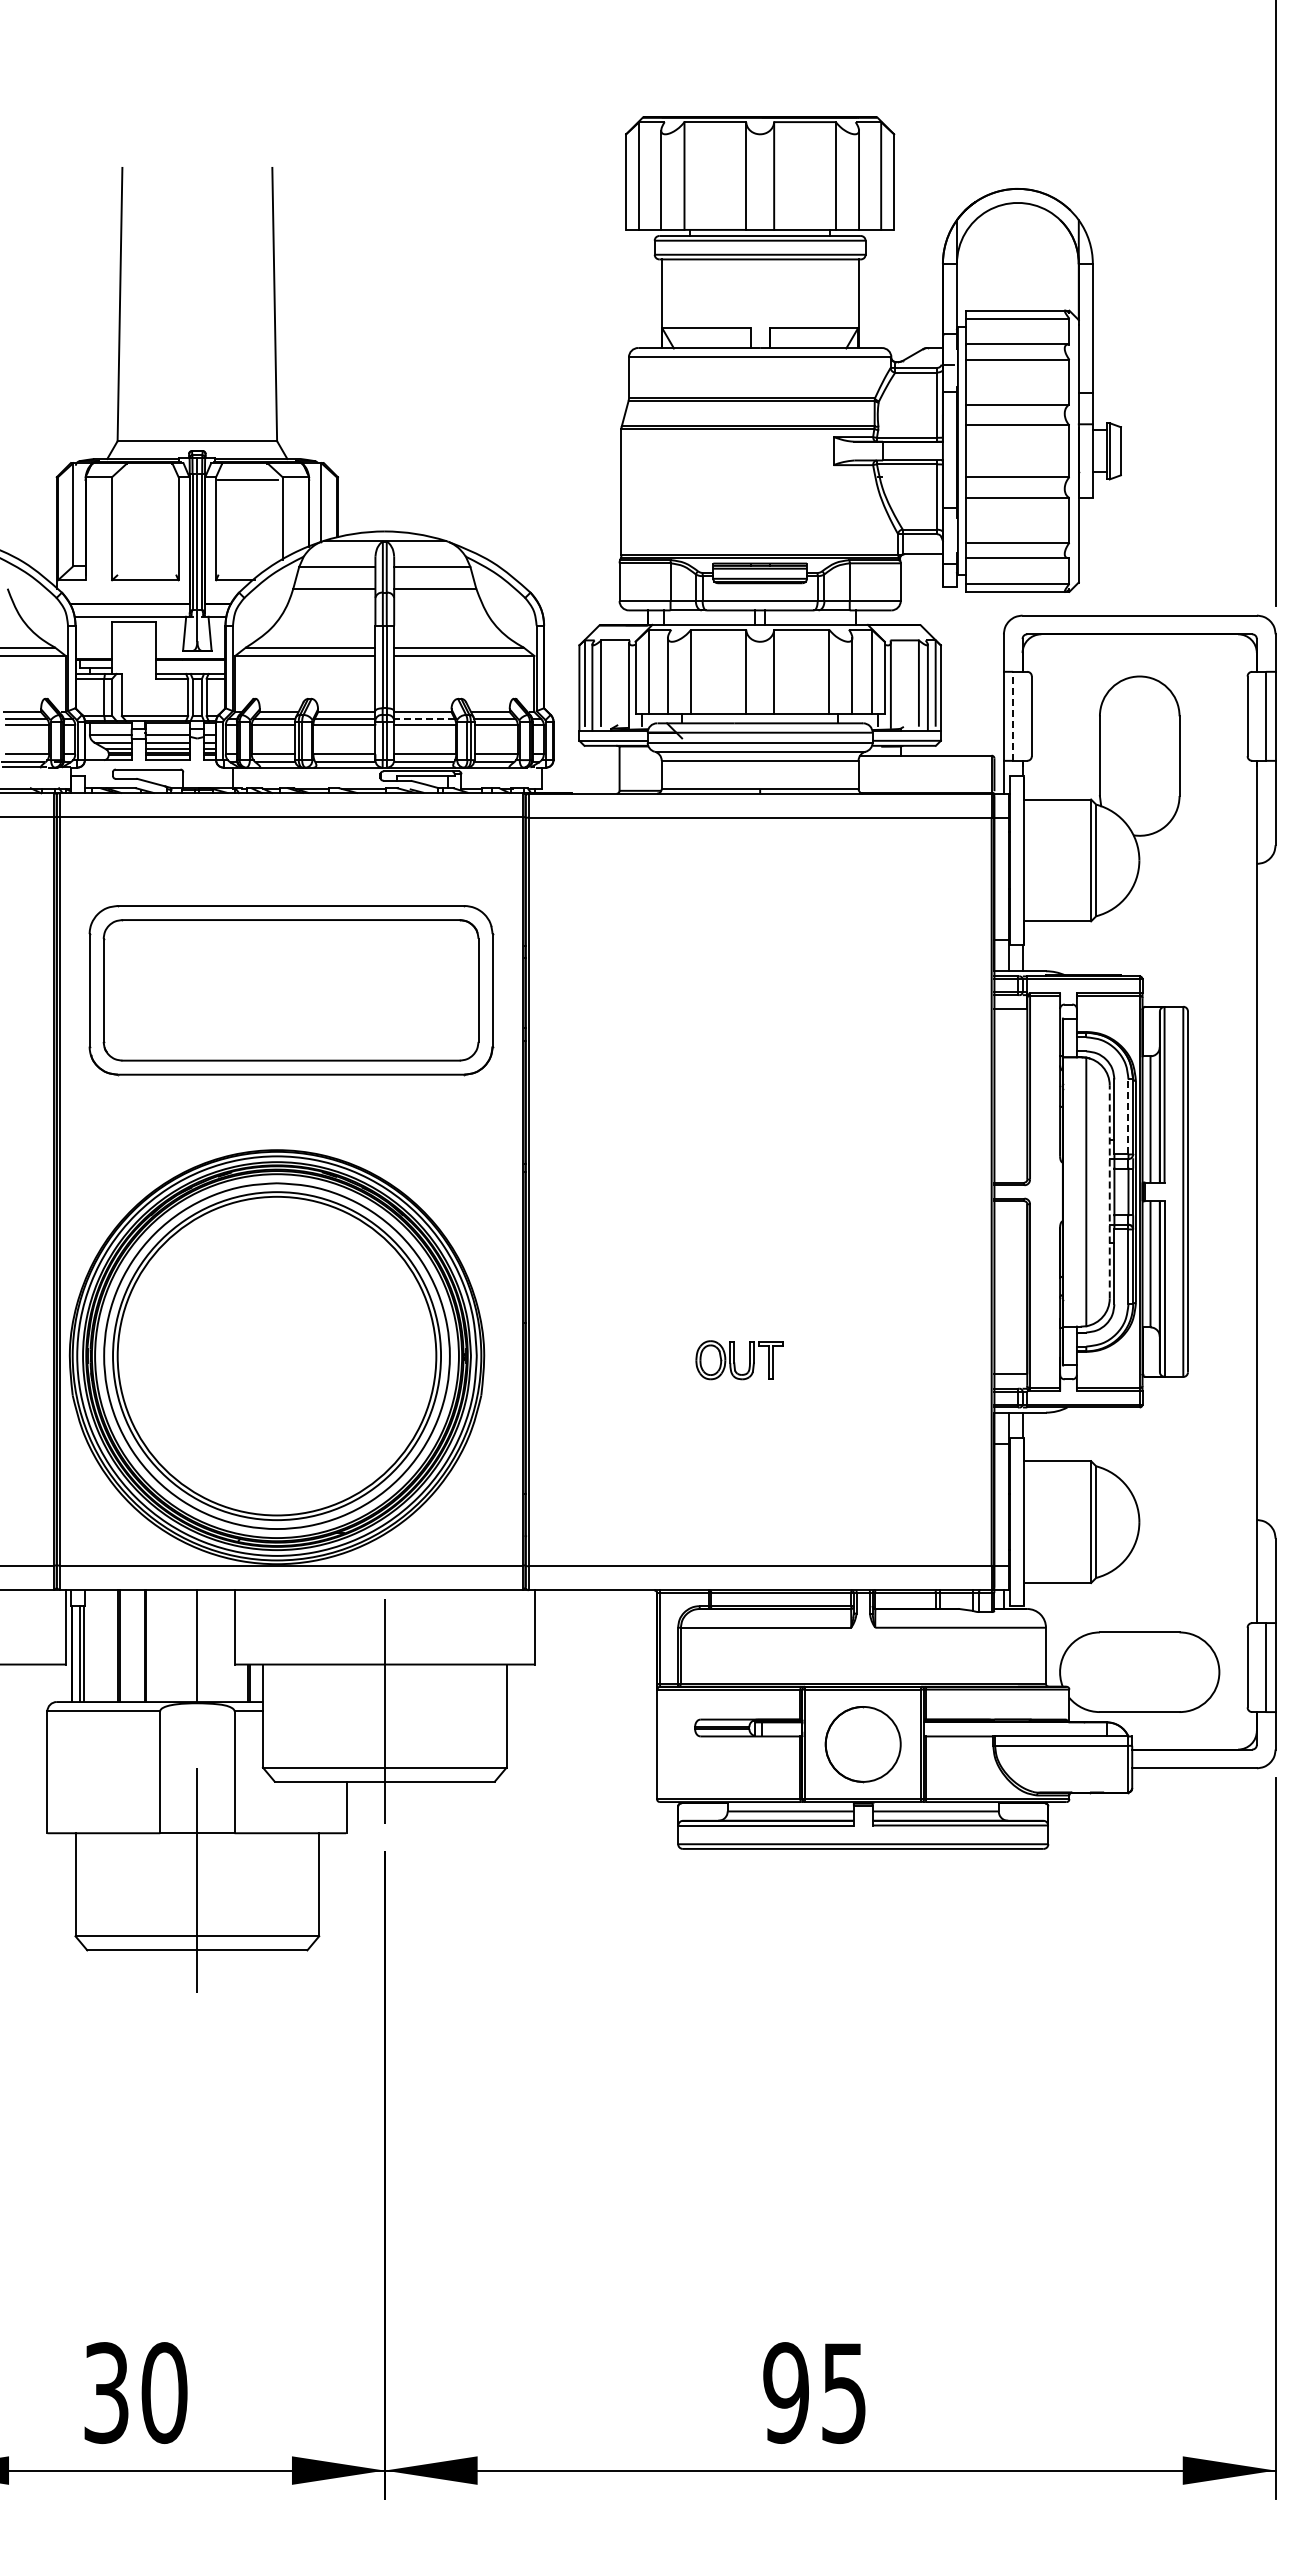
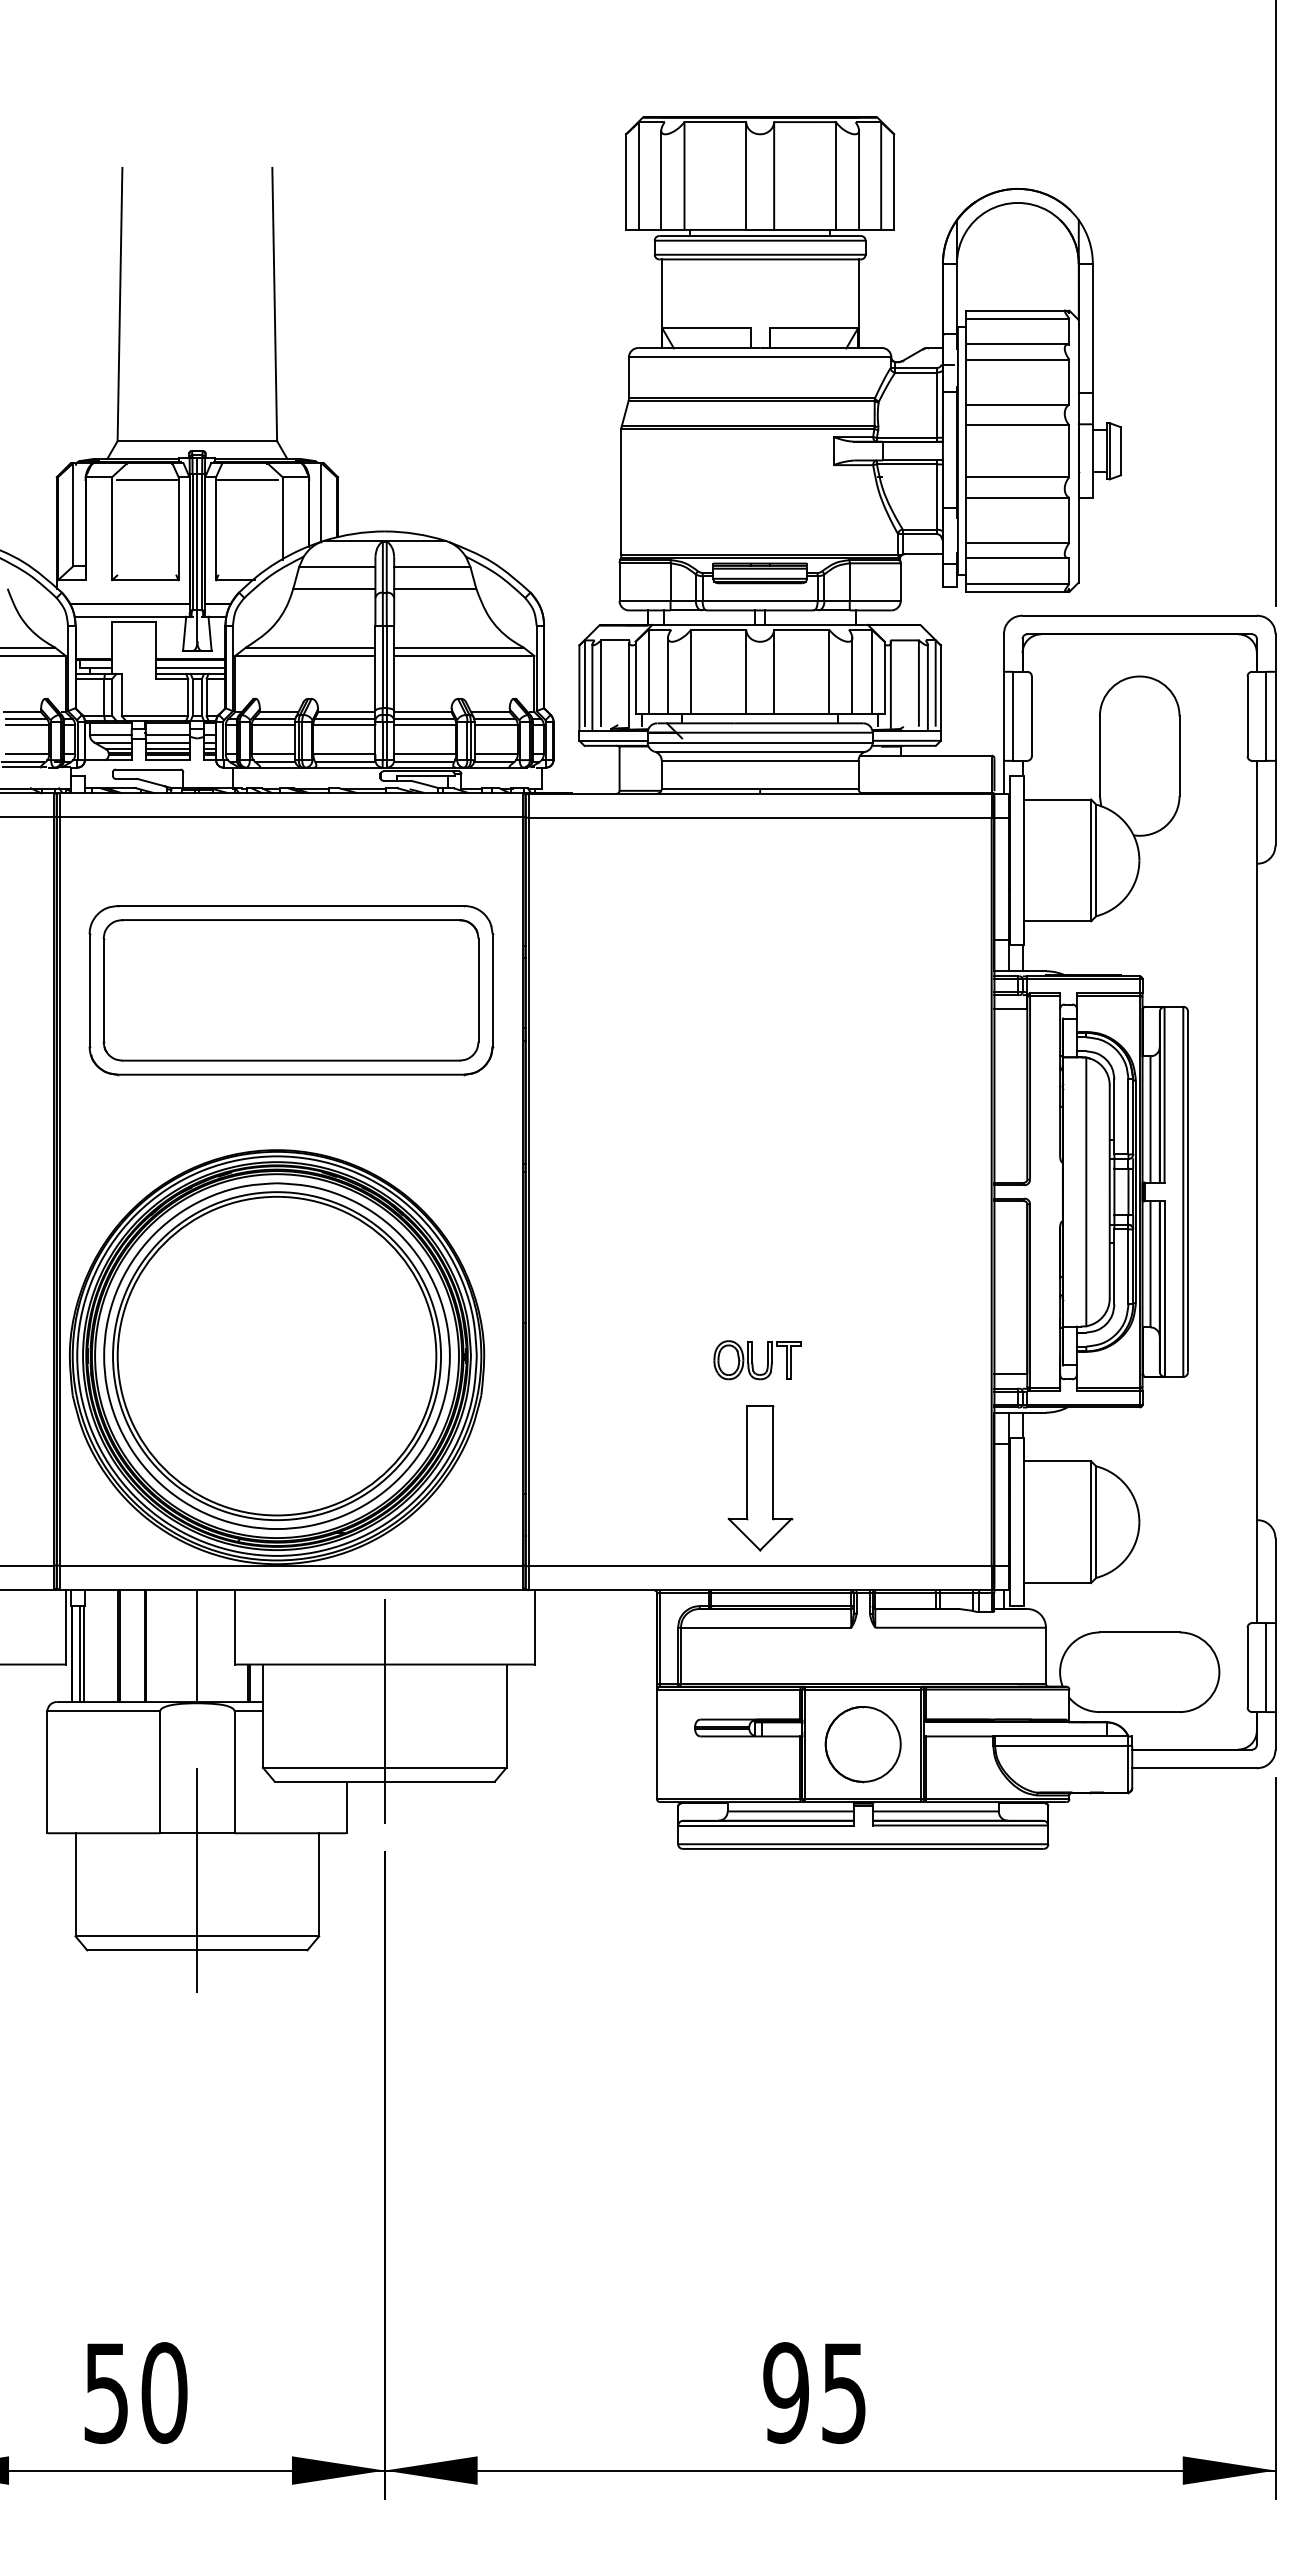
line: none -> present (146, 480)
line: none -> present (190, 668)
line: dashed -> solid (1013, 716)
line: dashed -> solid (424, 718)
line: dashed -> solid (1128, 1116)
line: dashed -> solid (1109, 1191)
part position: (739, 1360) -> (757, 1360) (757, 1360)
part: none -> present (760, 1478)
text: 30 -> 50 (106, 2392)
